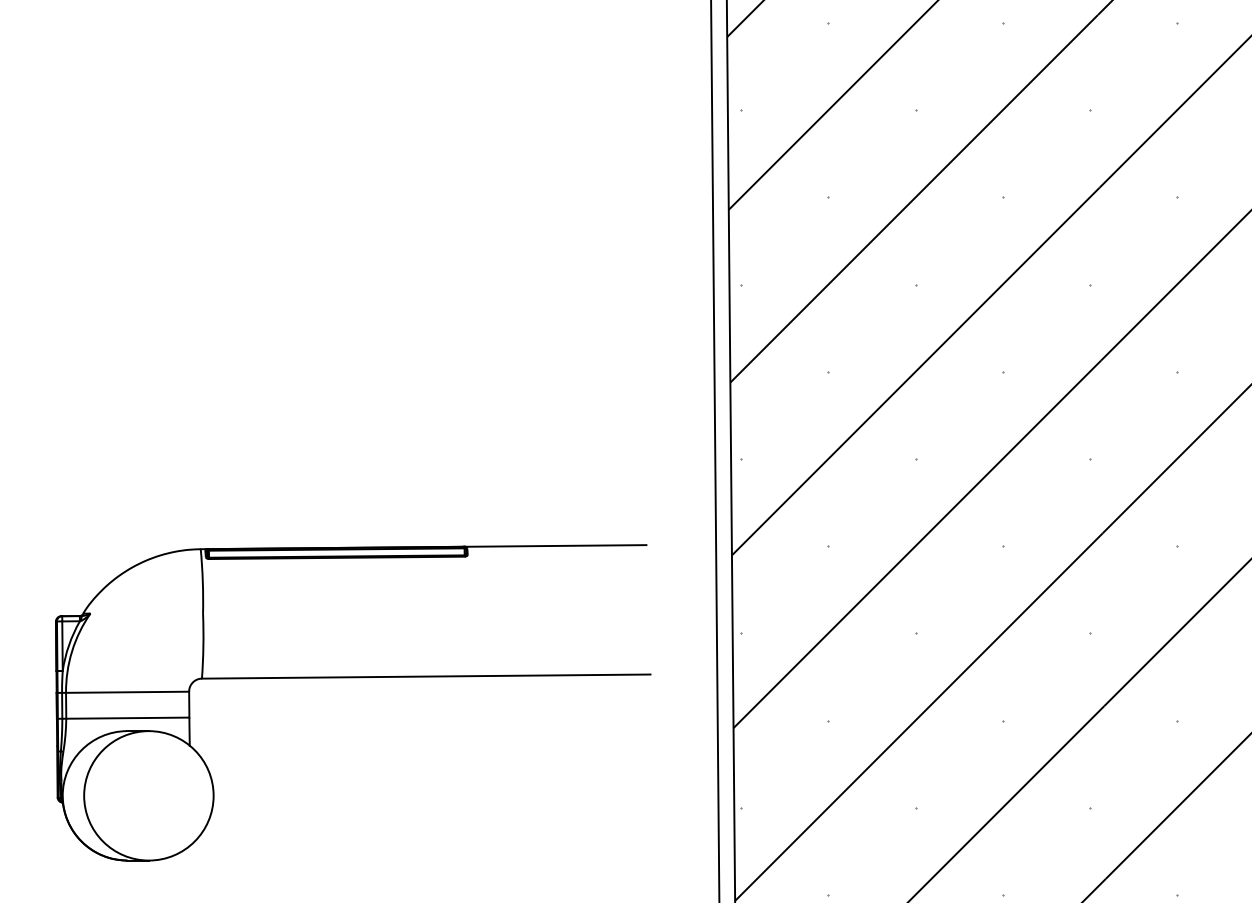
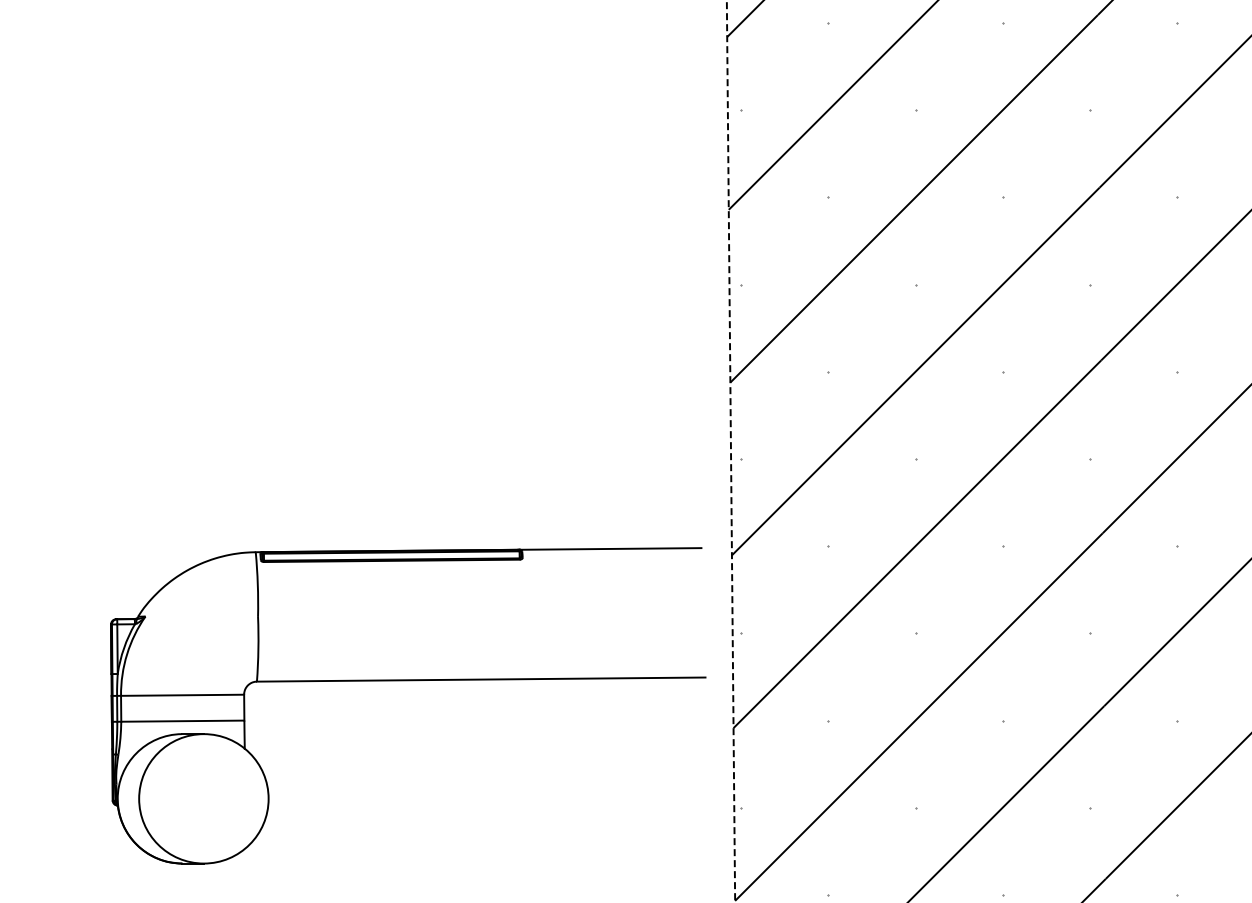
line: present -> none (715, 450)
line: solid -> dashed (731, 451)
part position: (353, 678) -> (408, 681) (408, 681)
